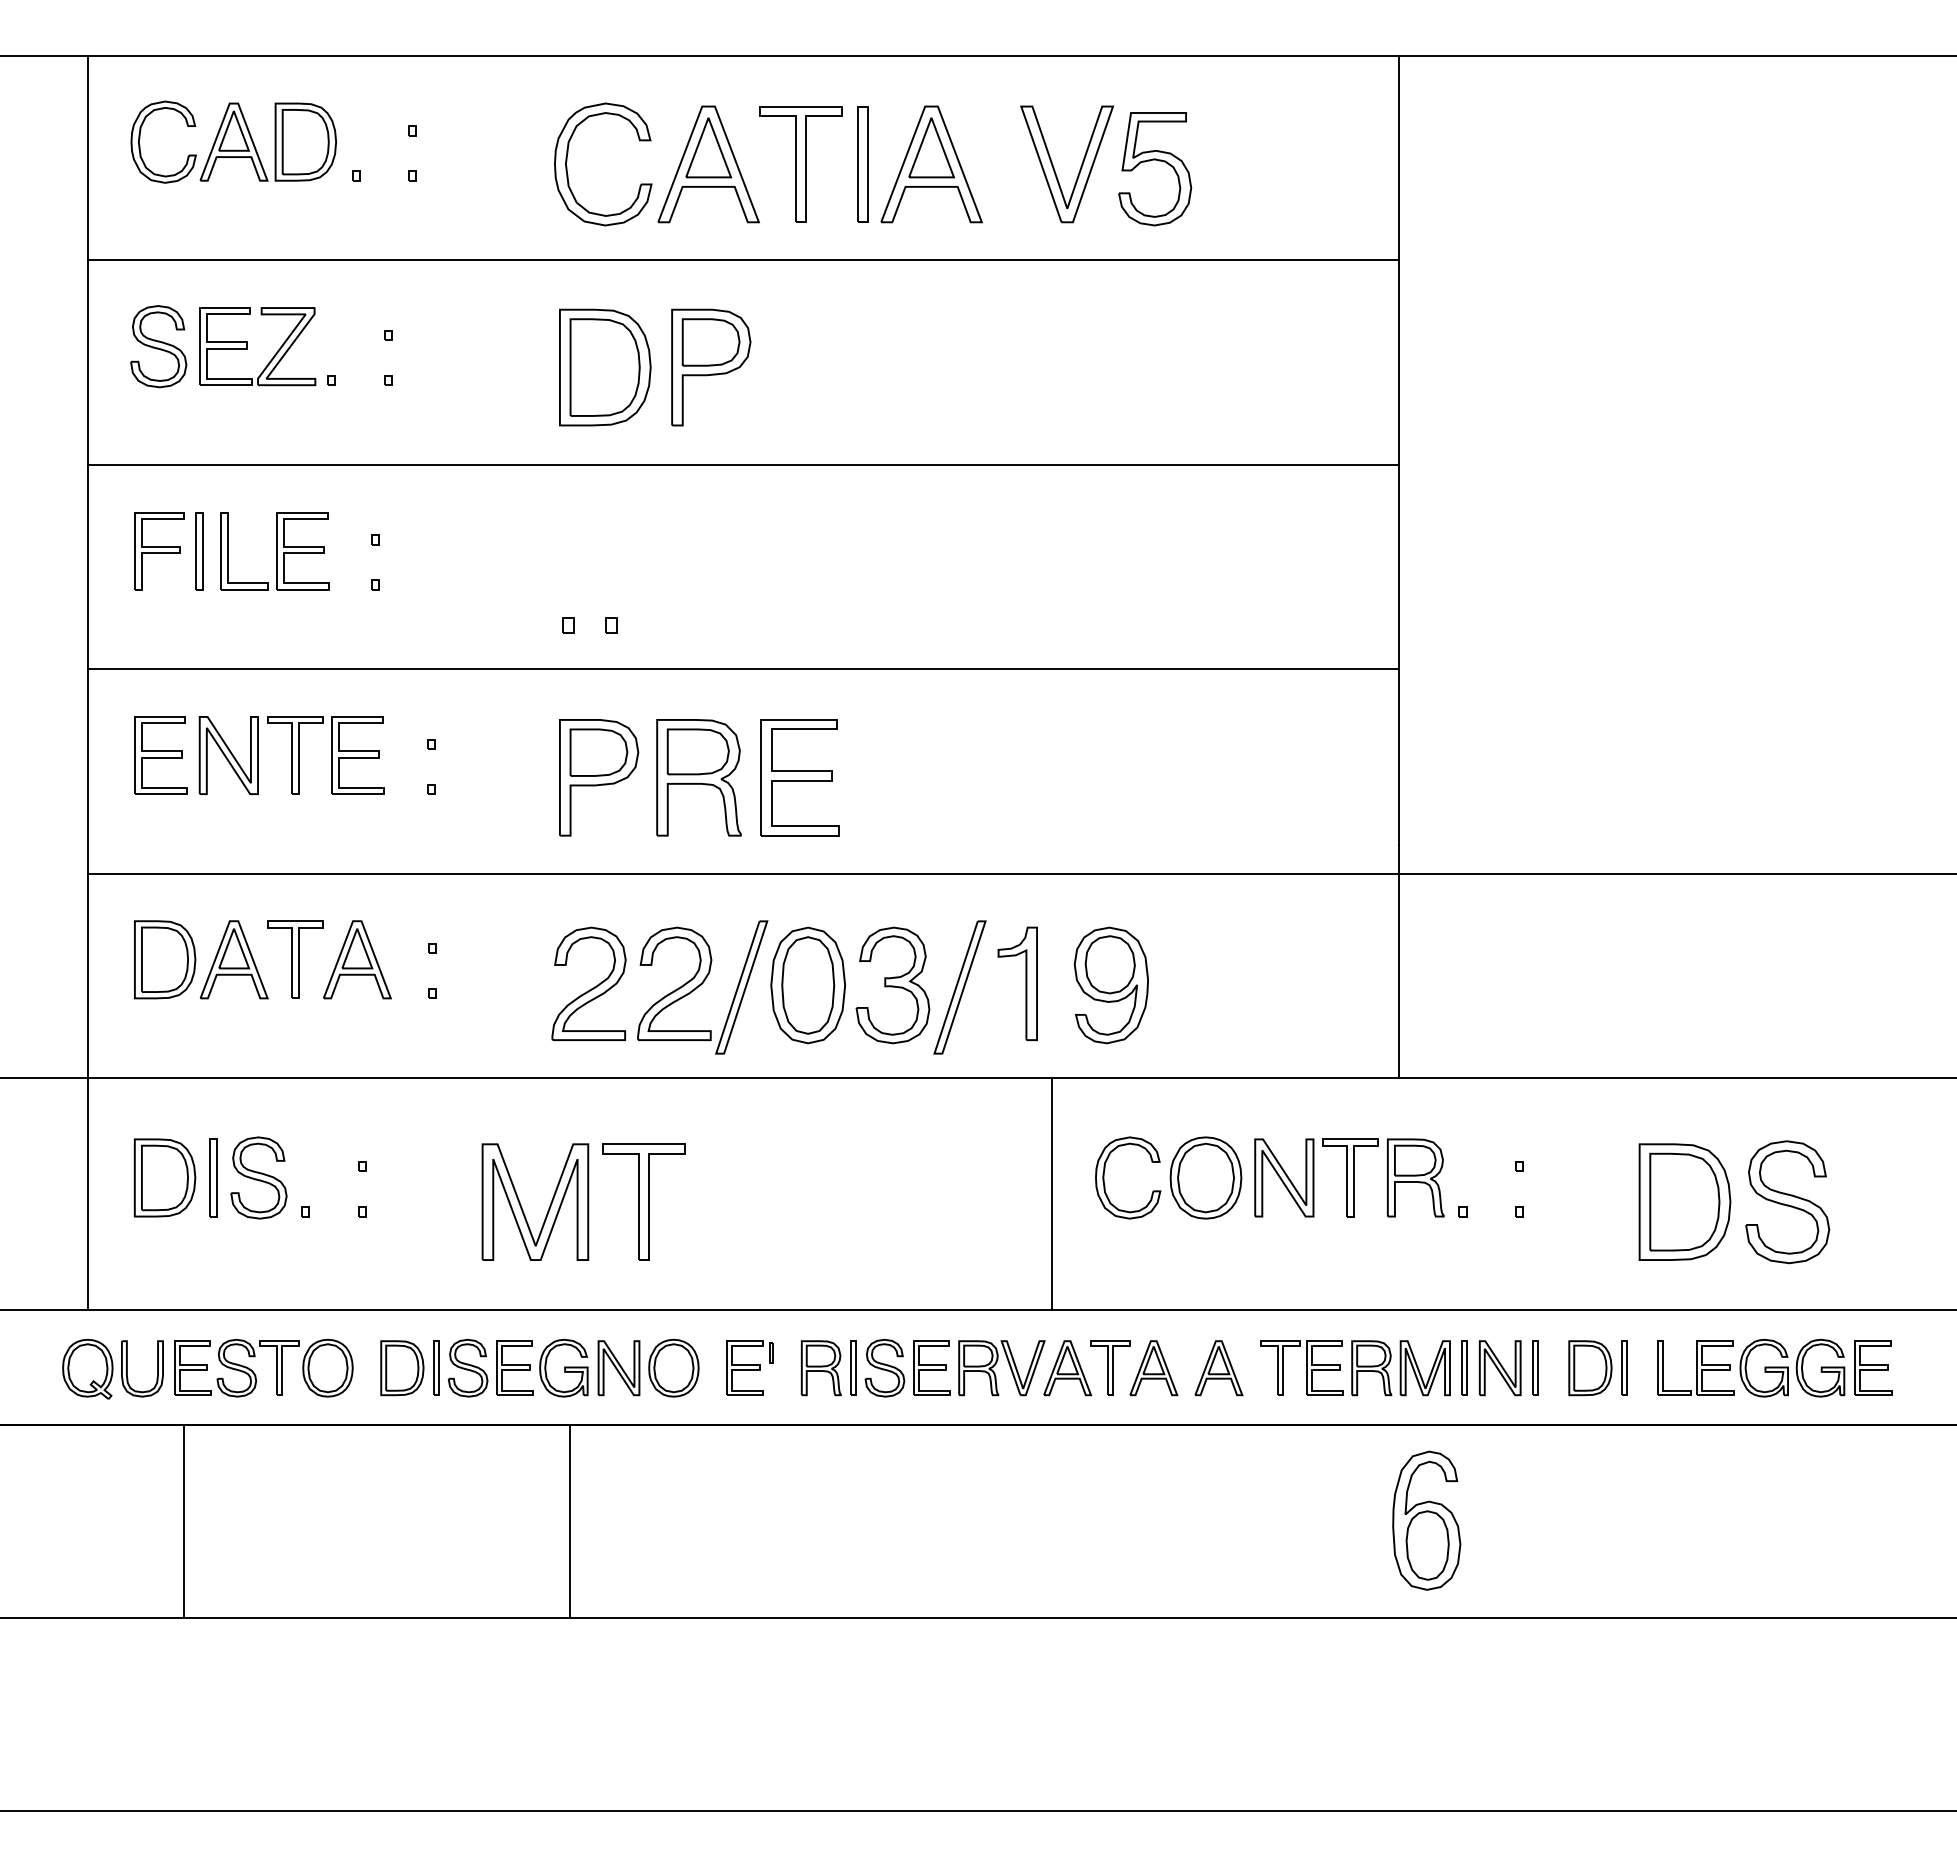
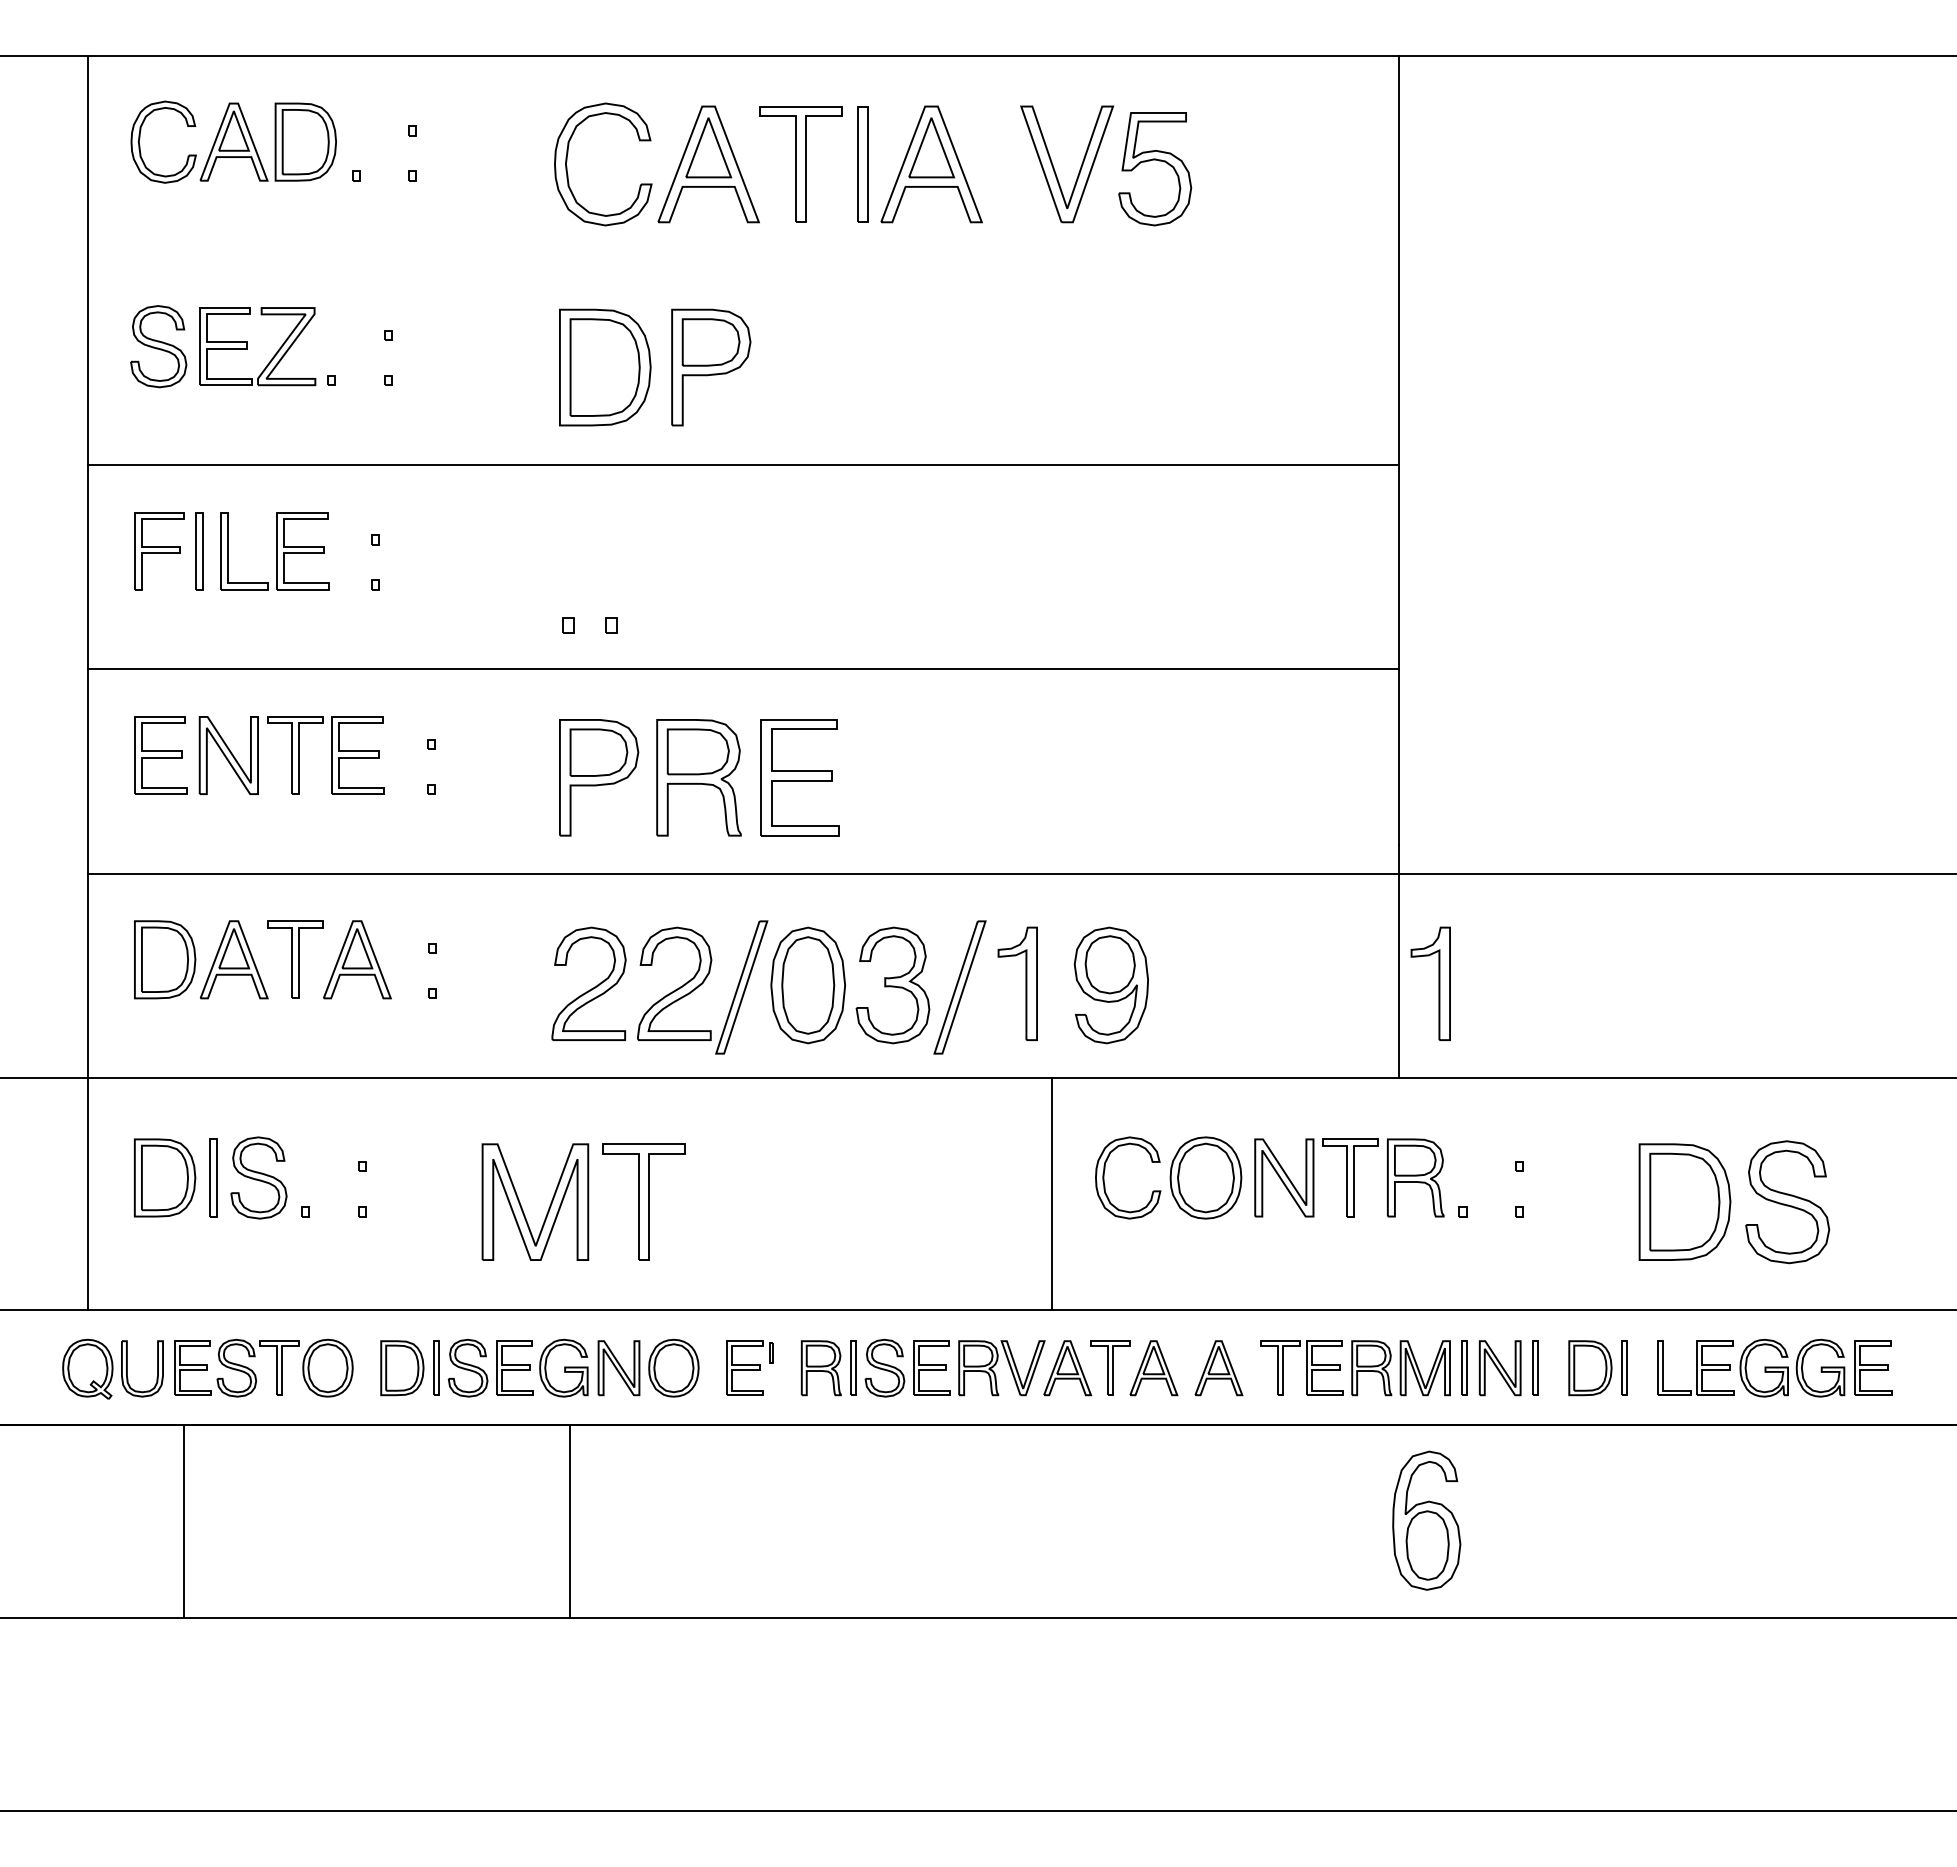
line: present -> none (743, 260)
part: none -> present (1438, 983)
